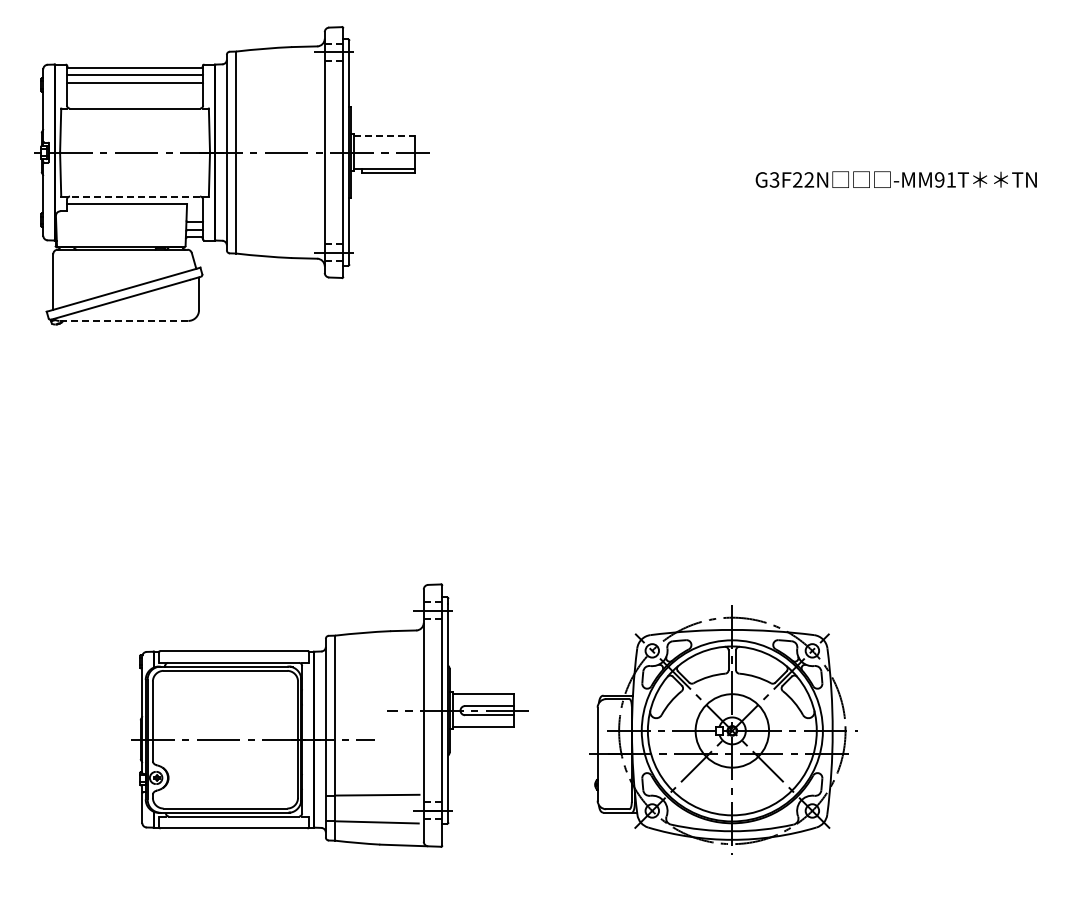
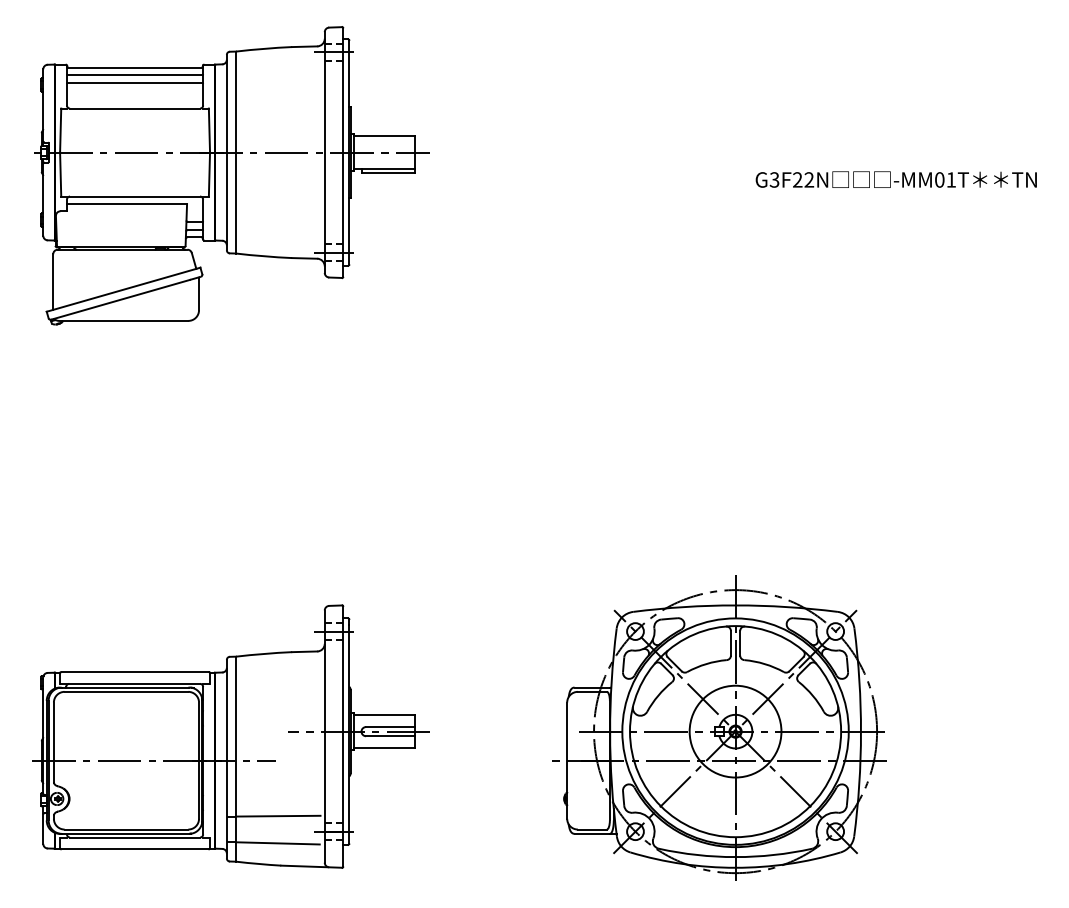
line: dashed -> solid (384, 135)
text: -MM91T -> -MM01T (939, 179)
line: dashed -> solid (134, 196)
line: dashed -> solid (123, 320)
part position: (329, 715) -> (230, 736) (230, 736)
part size: 269x250 px -> 335x306 px (719, 727)
